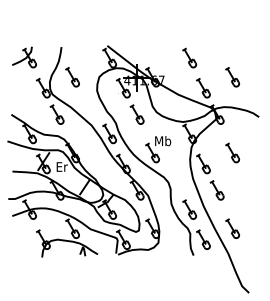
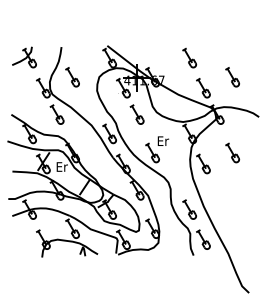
text: Mb -> Er (163, 141)
part: present -> none (216, 190)
part: present -> none (232, 228)
